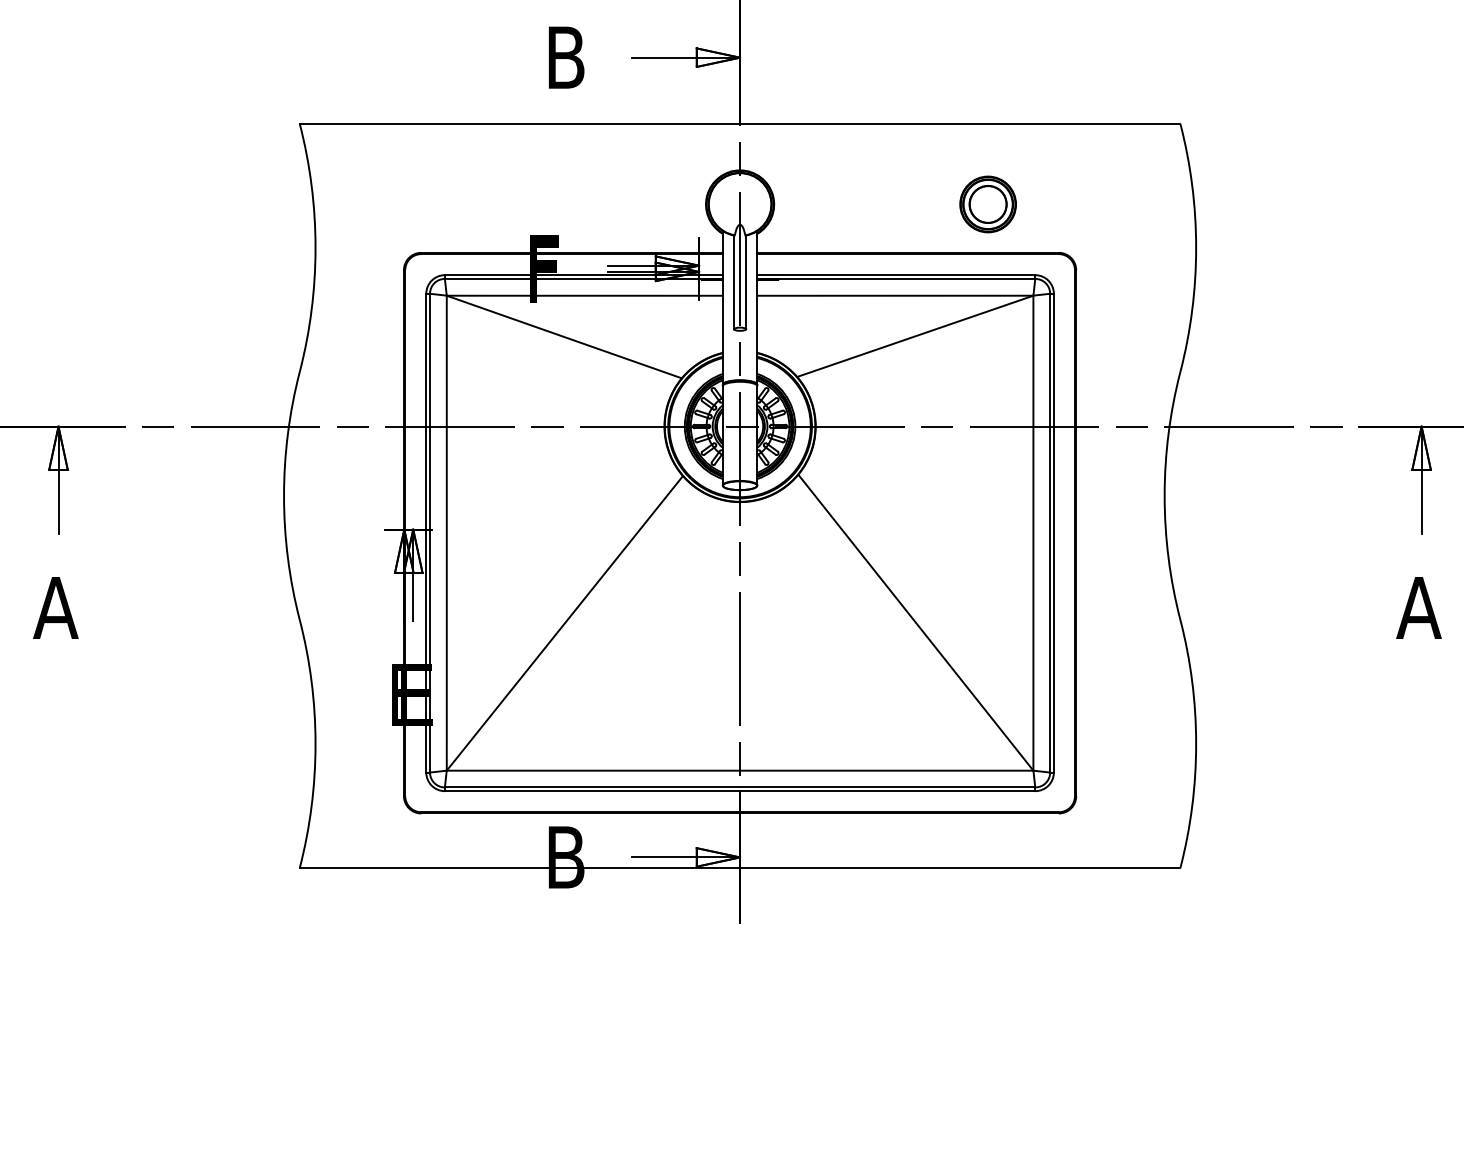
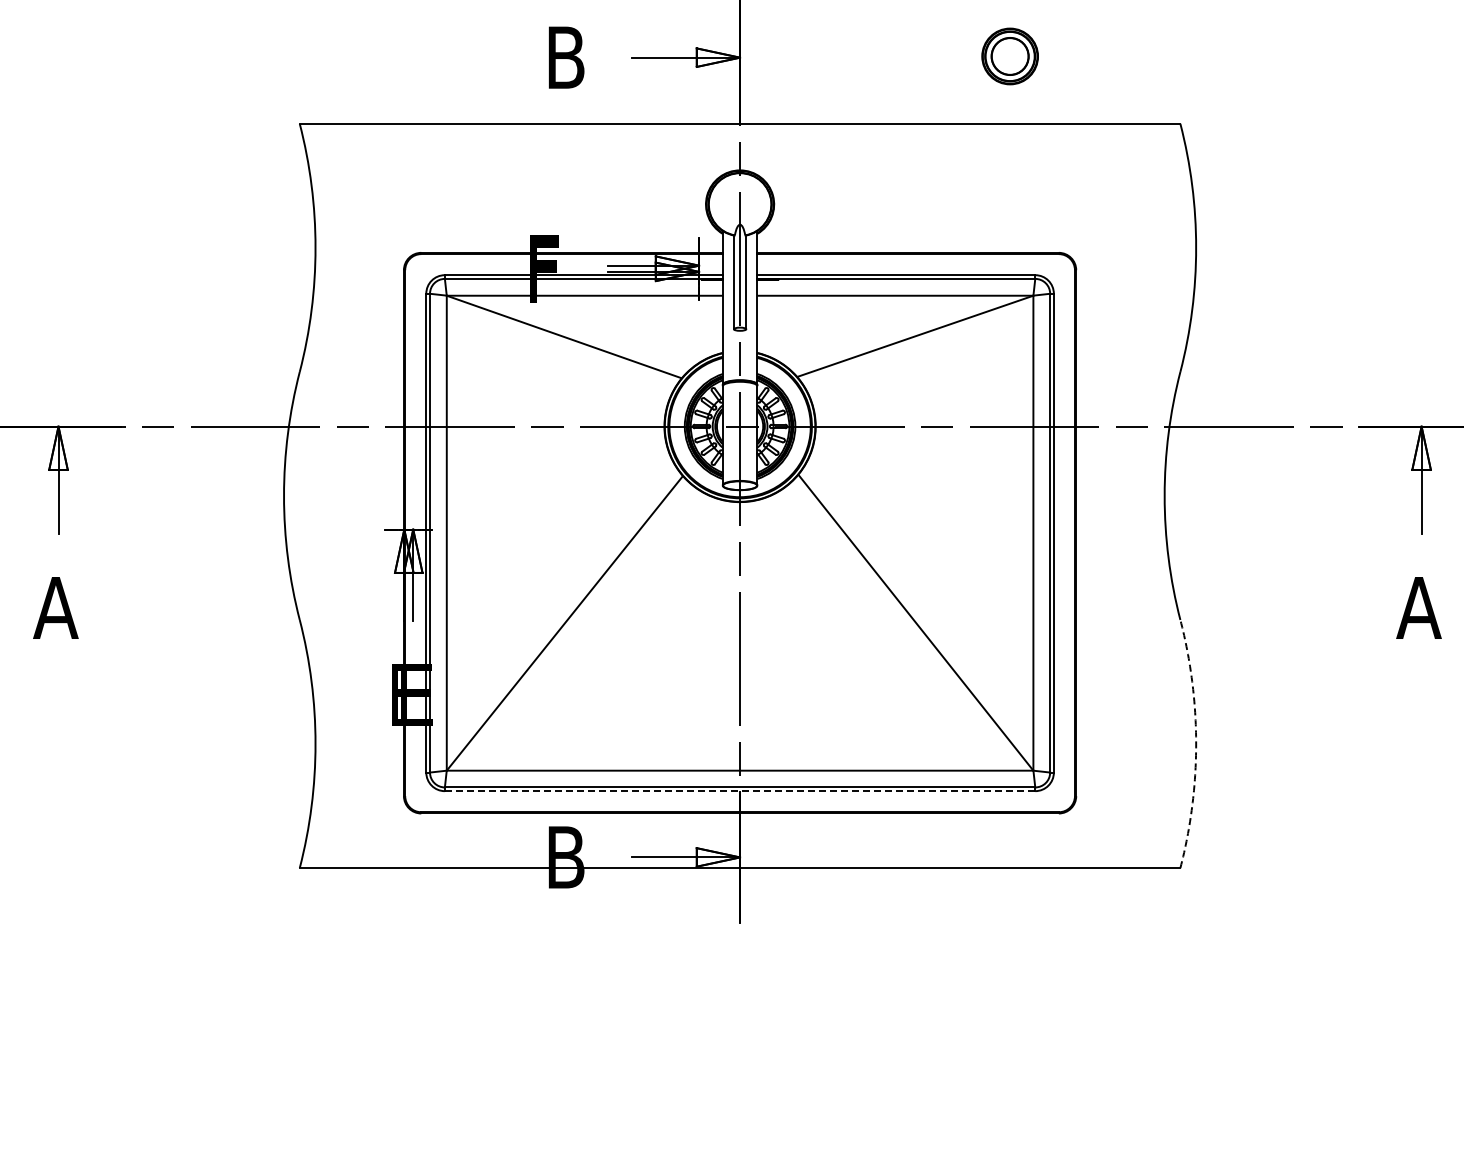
part position: (987, 204) -> (1009, 56) (1009, 56)
arc: solid -> dashed (1196, 744)
line: solid -> dashed (740, 791)
